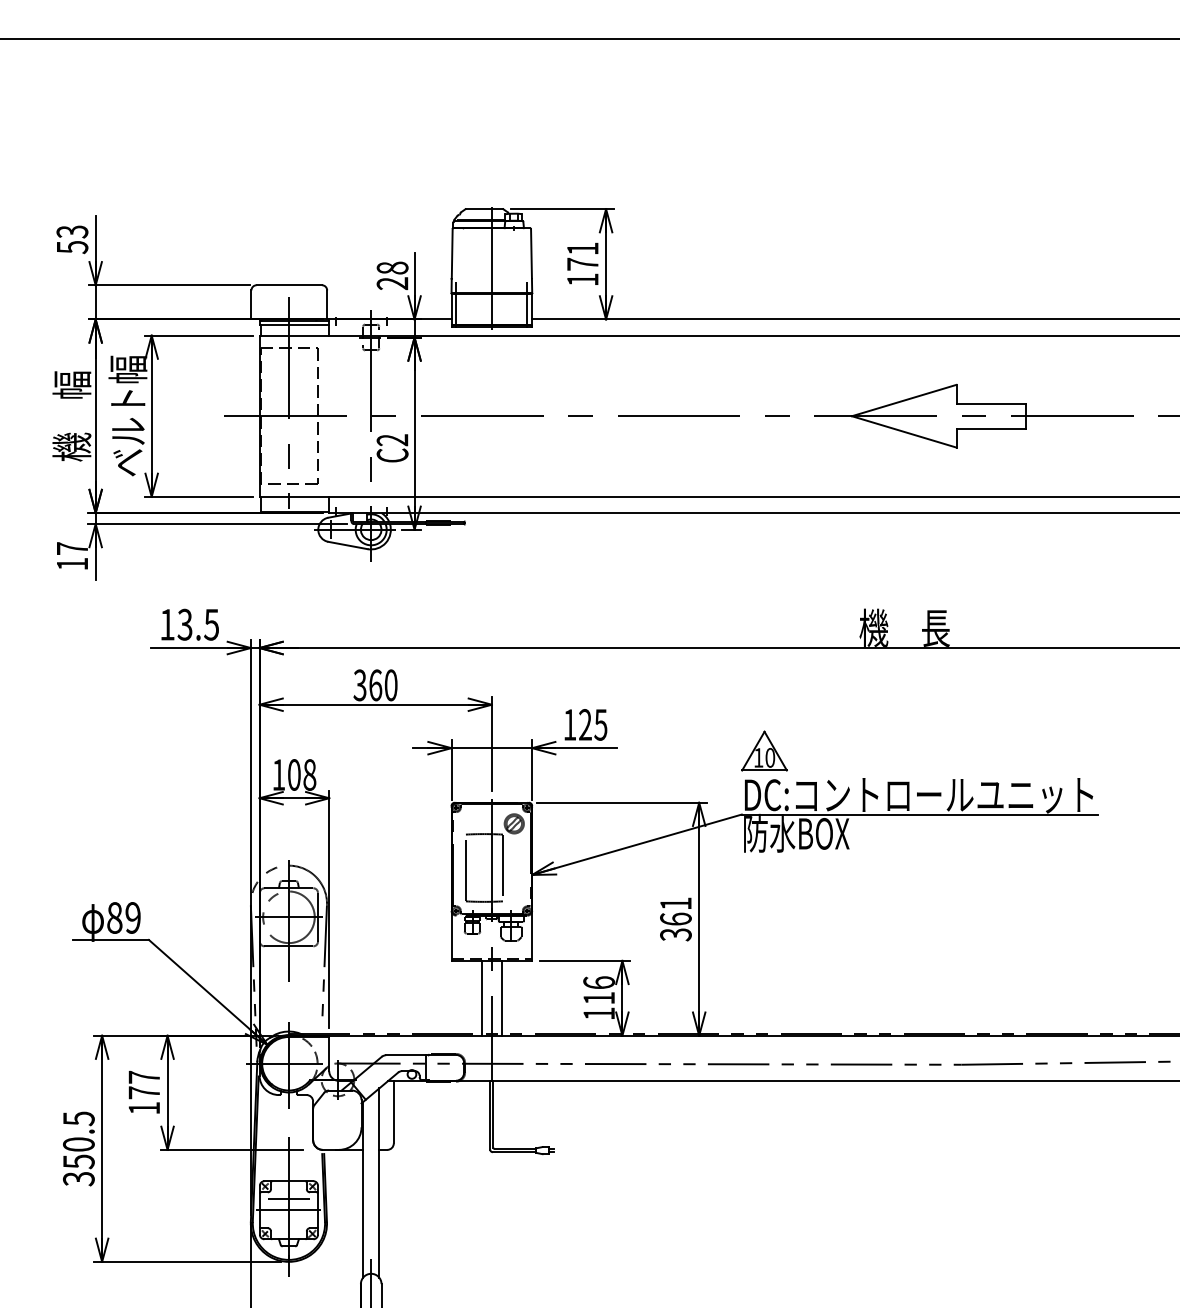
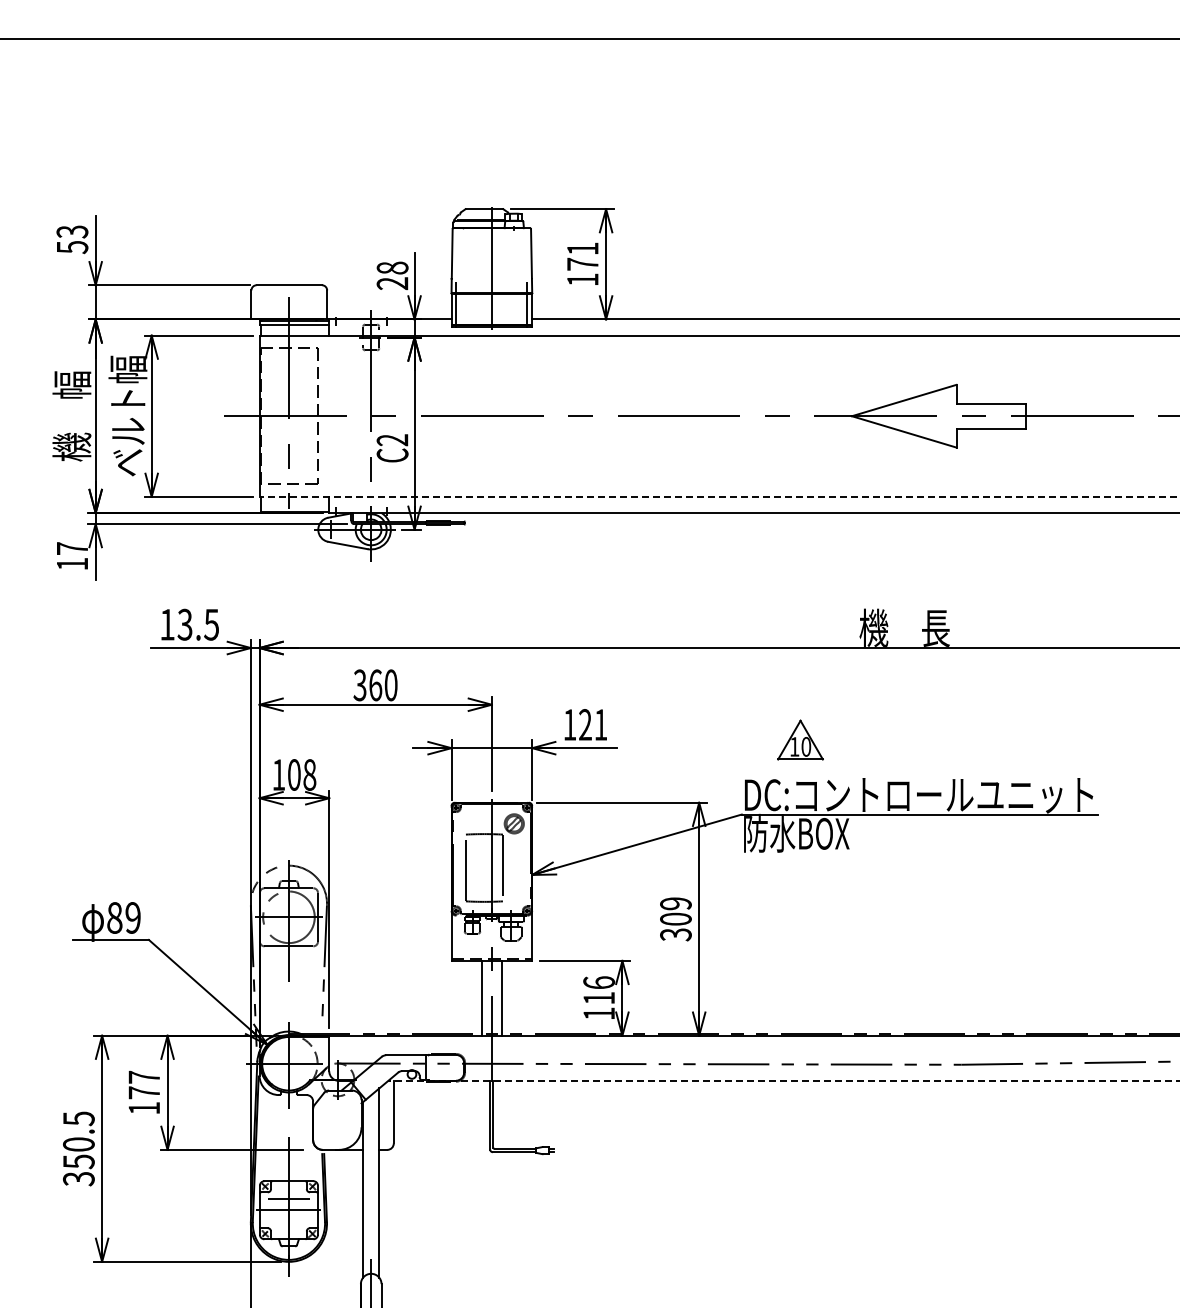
line: solid -> dashed (719, 496)
text: 125 -> 121 (600, 724)
part position: (764, 750) -> (800, 739) (800, 739)
text: 361 -> 309 (675, 911)
line: solid -> dashed (784, 1080)
